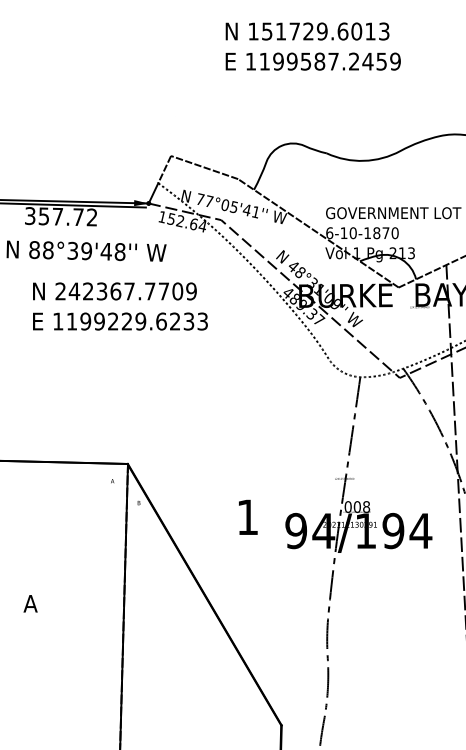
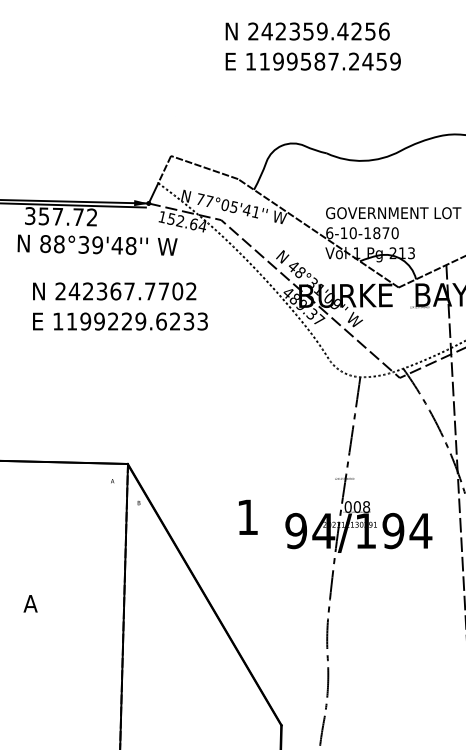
text: 151729.6013 -> 242359.4256 (318, 31)
text position: (86, 250) -> (97, 244) (97, 244)
text: 242367.7709 -> 242367.7702 (191, 291)
